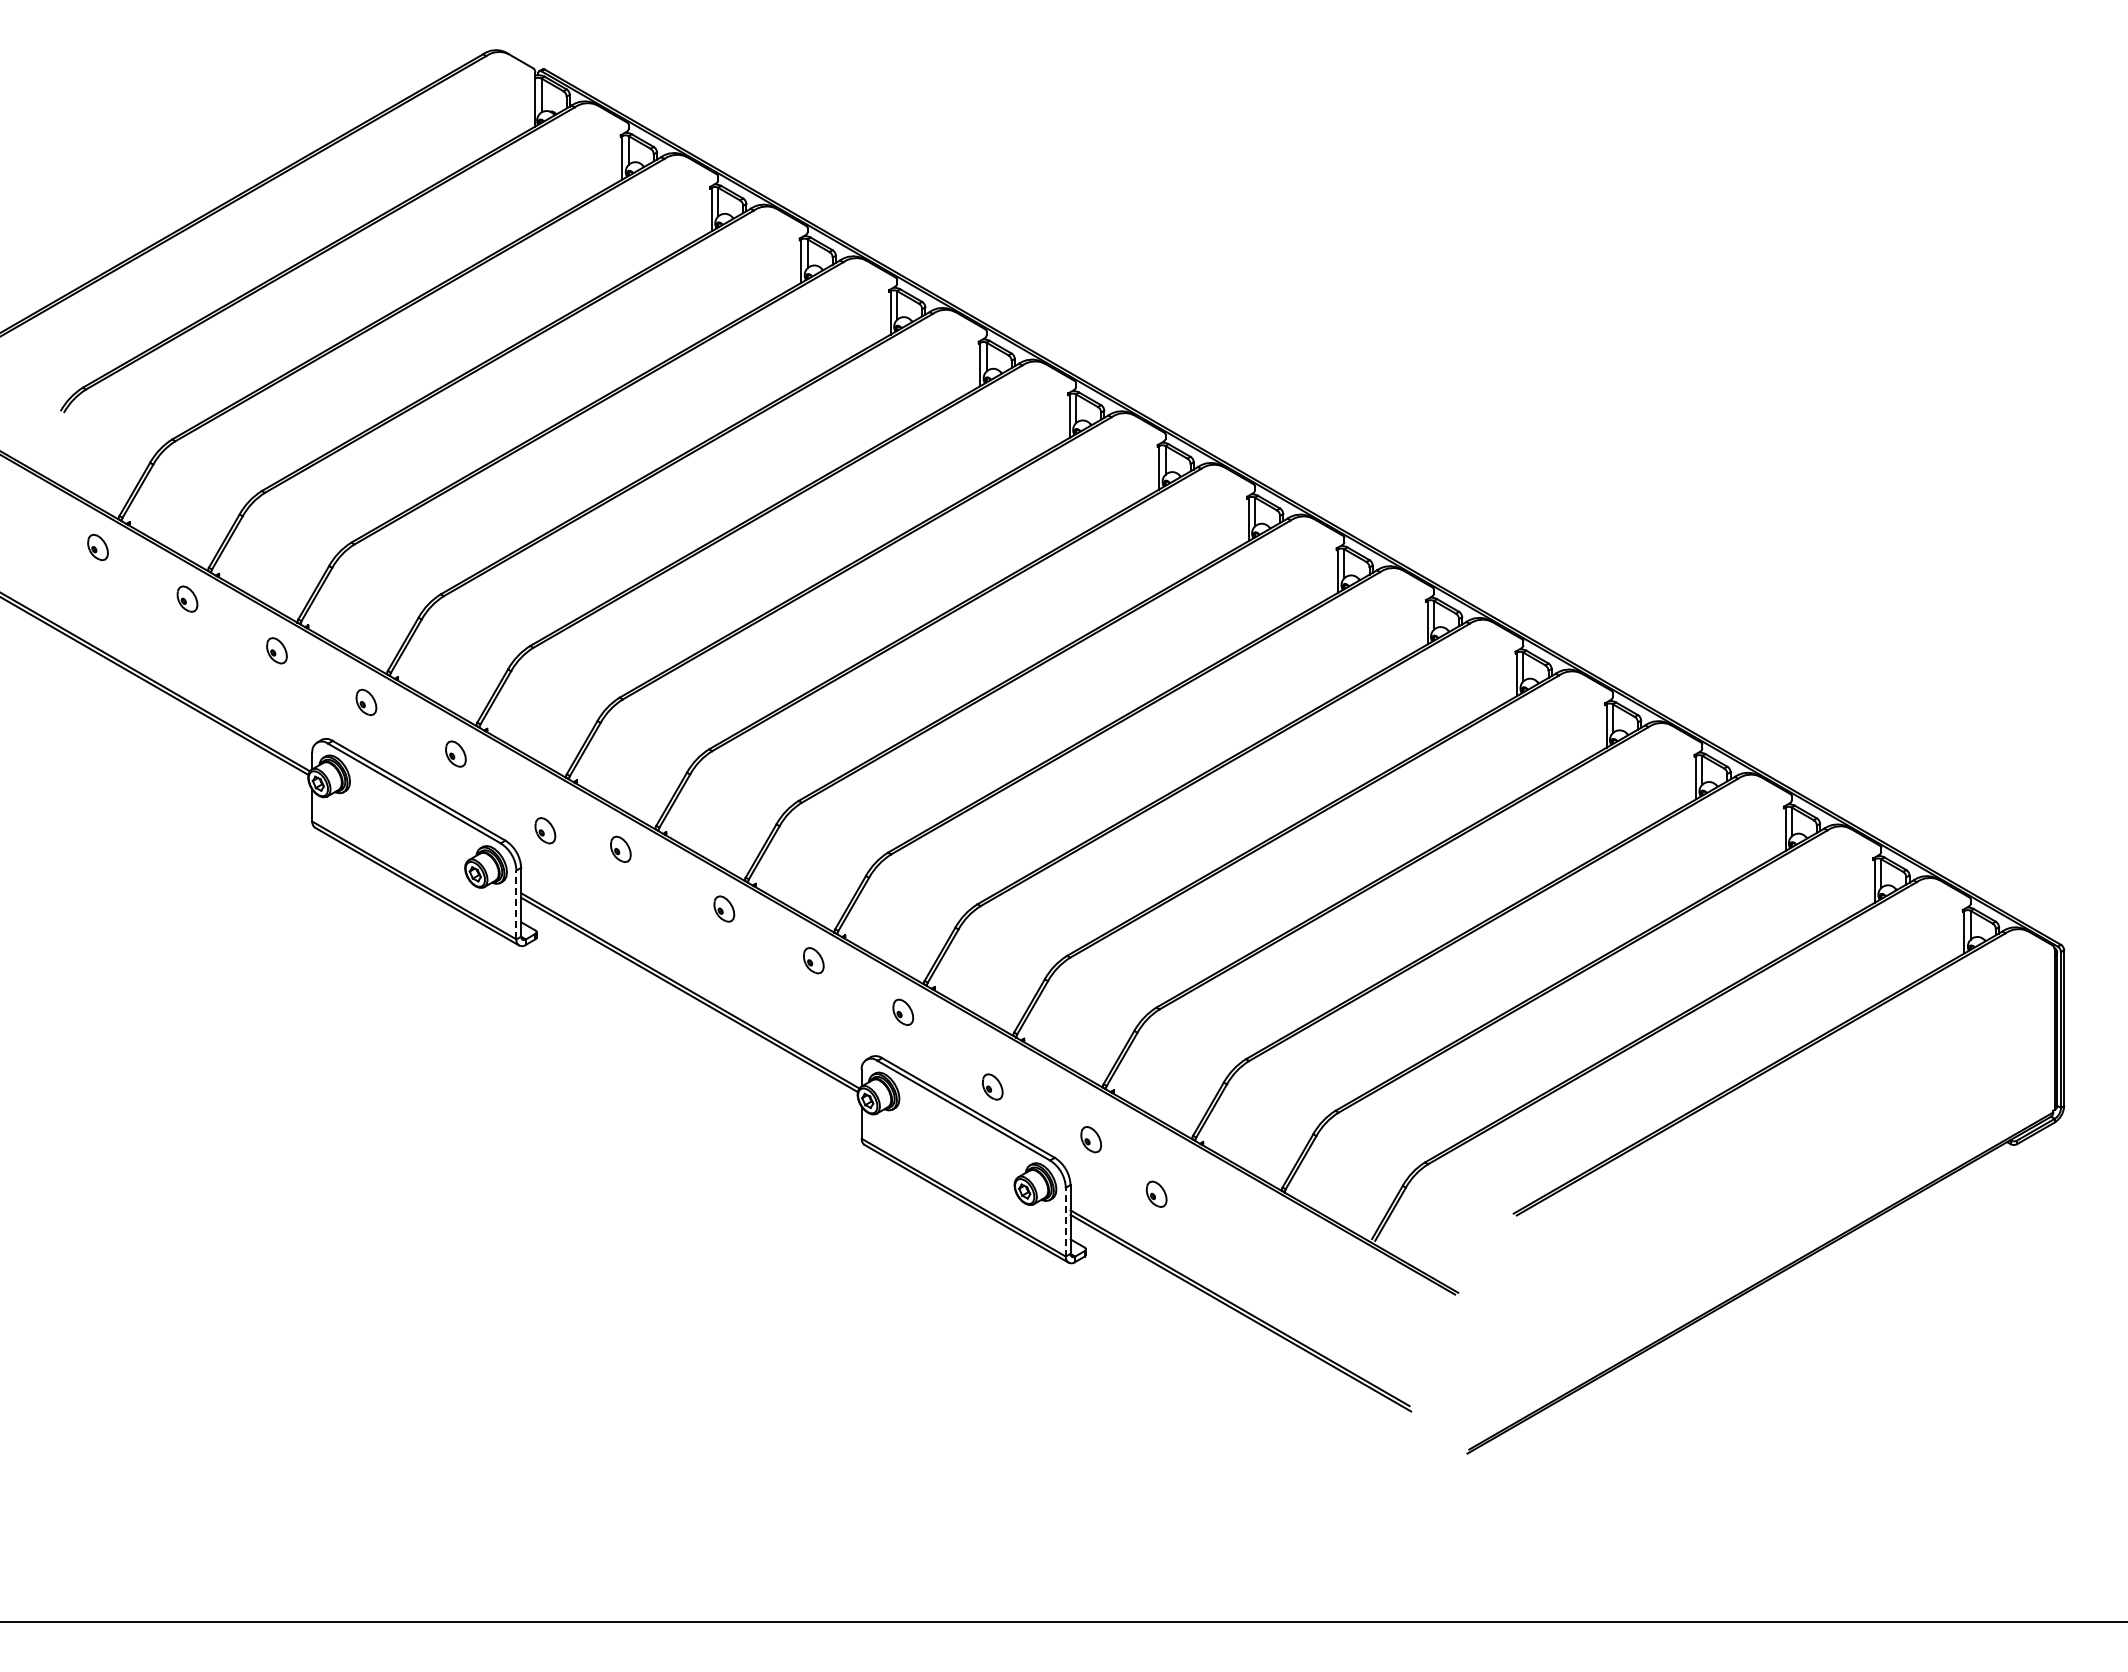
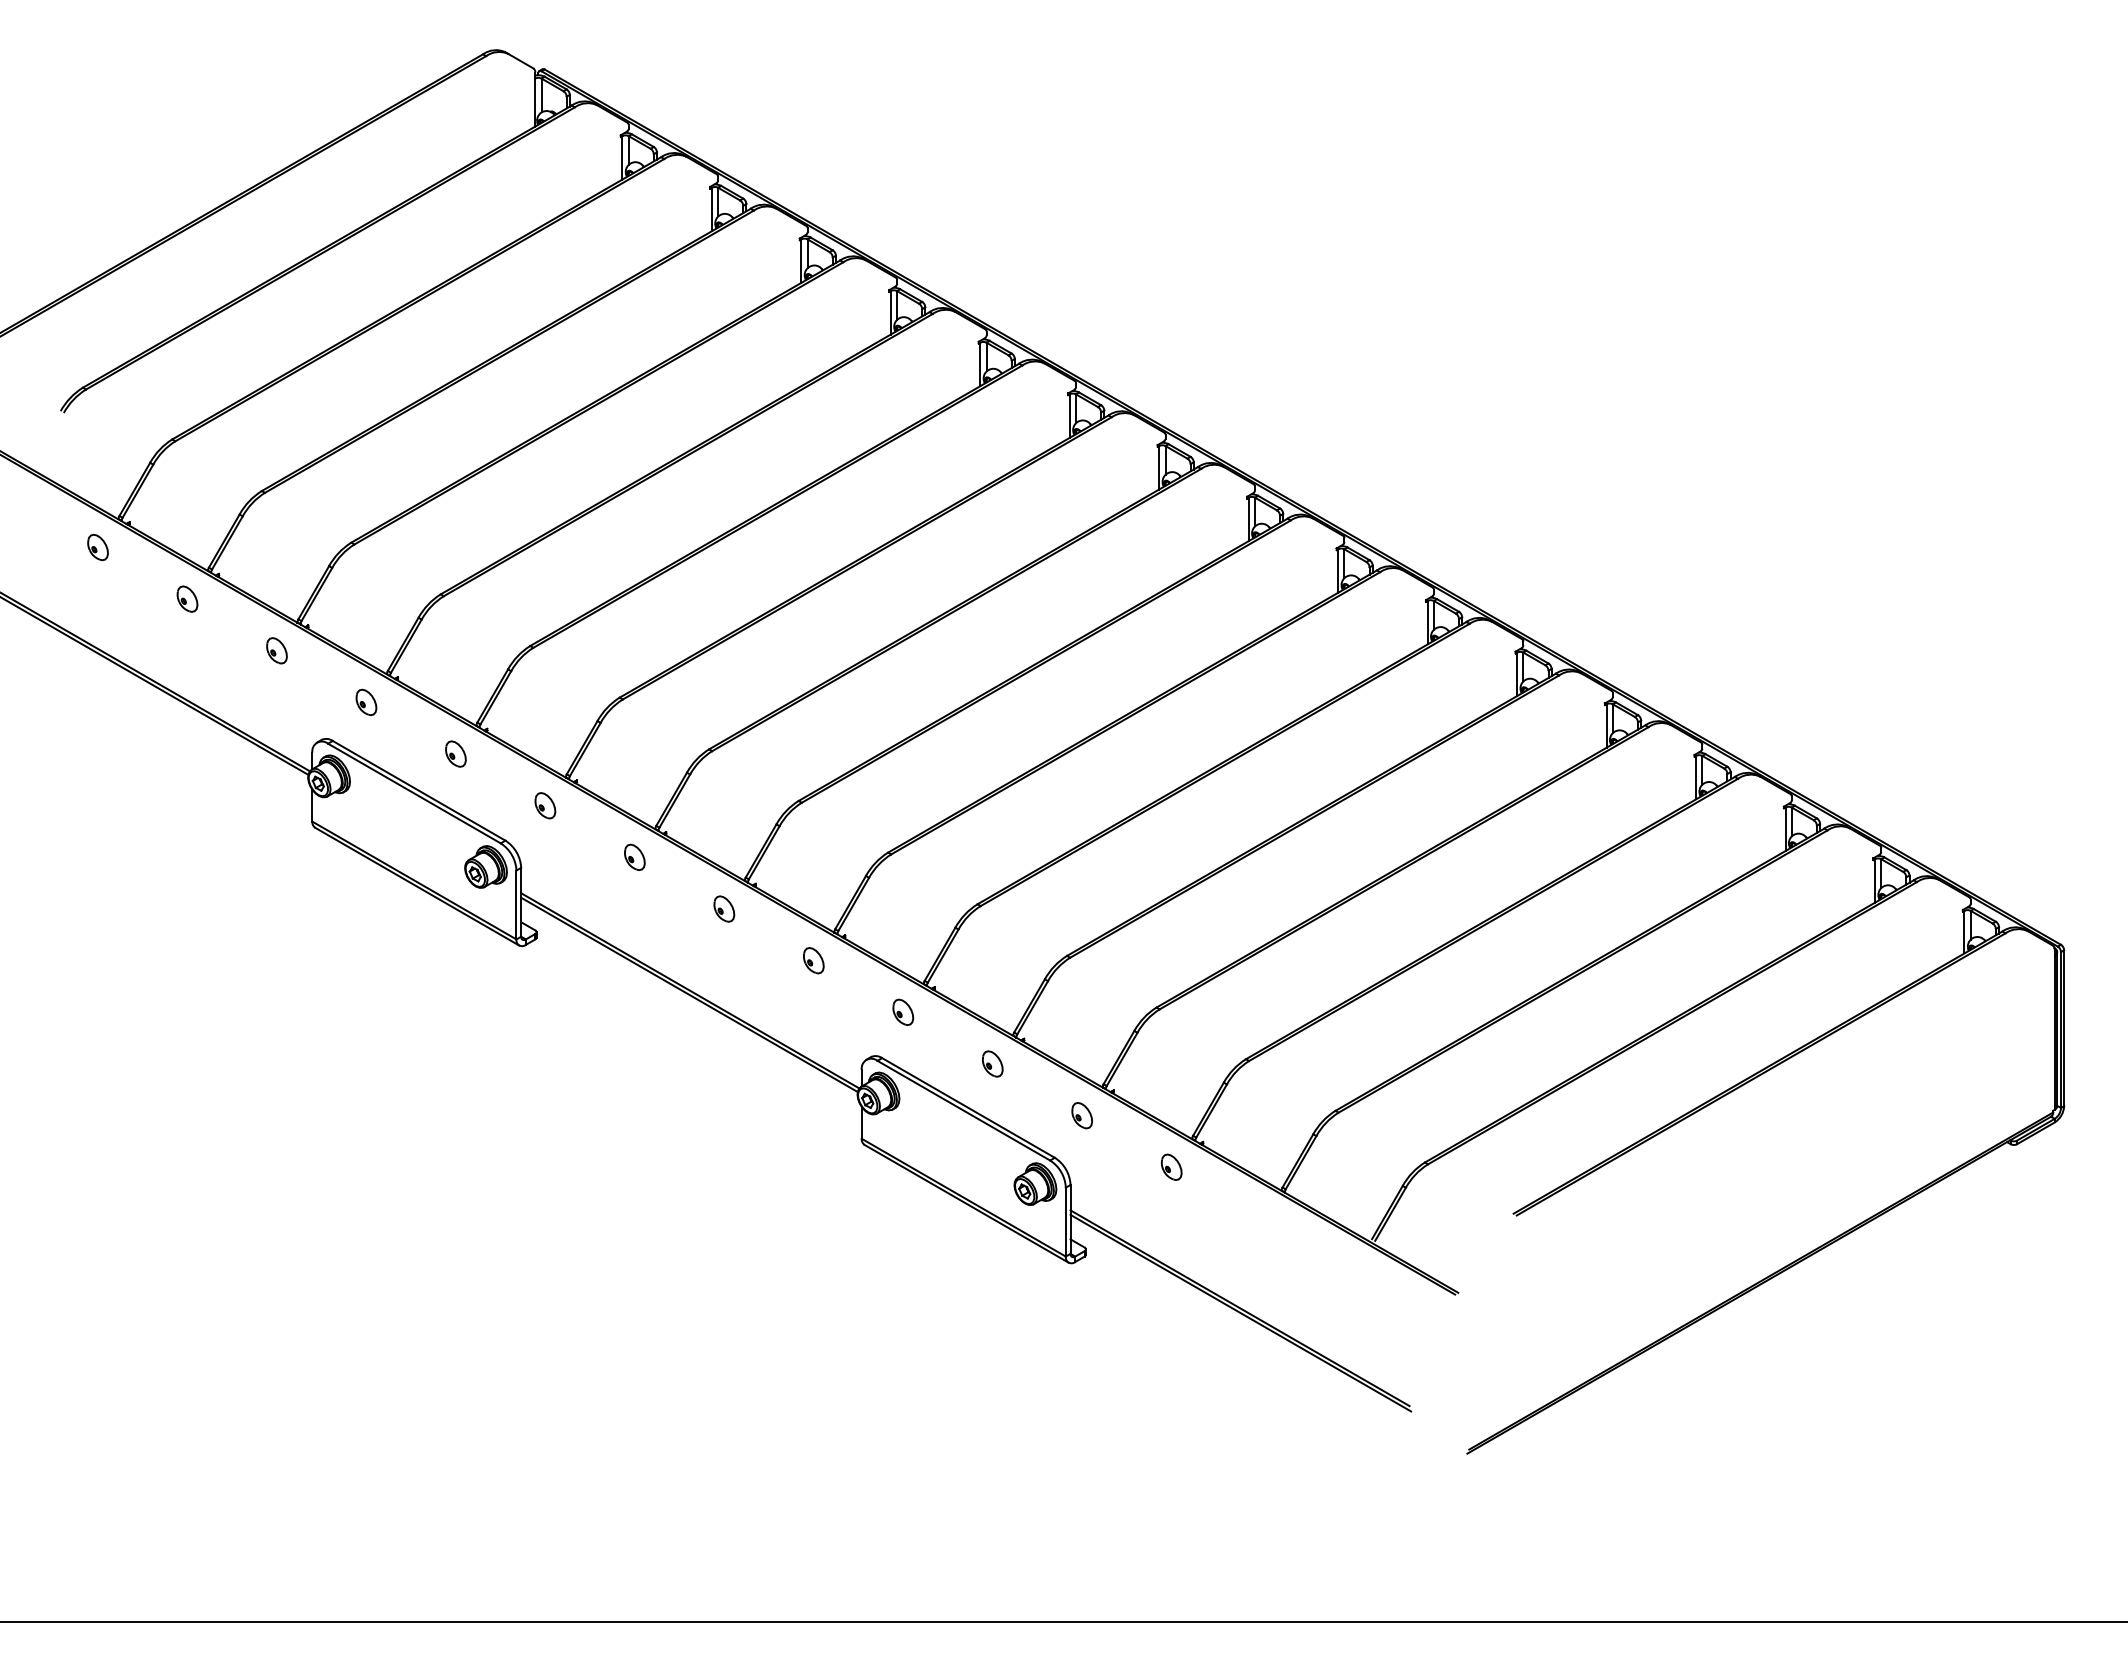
part position: (545, 830) -> (545, 805) (545, 805)
part position: (620, 848) -> (634, 856) (634, 856)
line: dashed -> solid (516, 904)
part position: (992, 1086) -> (992, 1063) (992, 1063)
part position: (1090, 1139) -> (1081, 1115) (1081, 1115)
part position: (1156, 1193) -> (1171, 1166) (1171, 1166)
line: dashed -> solid (1065, 1221)
